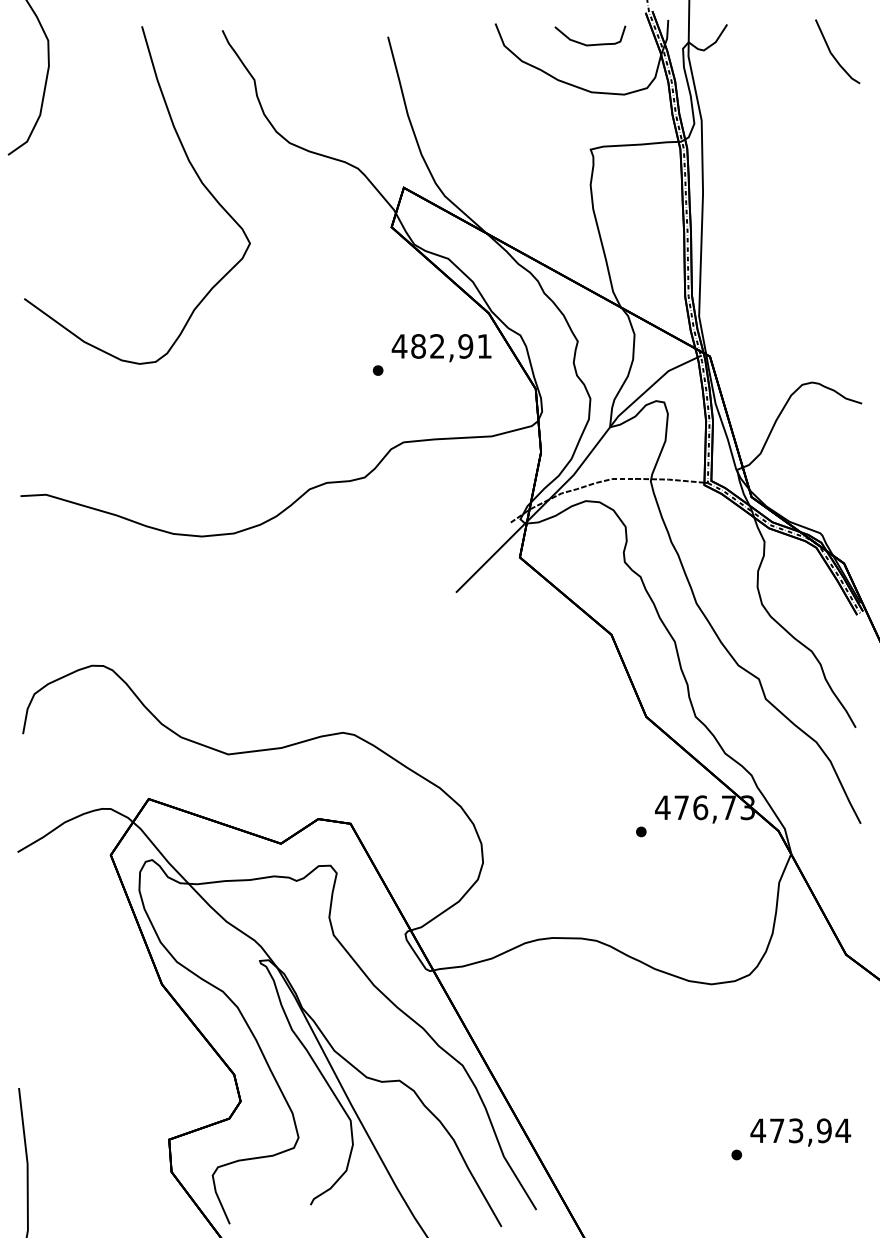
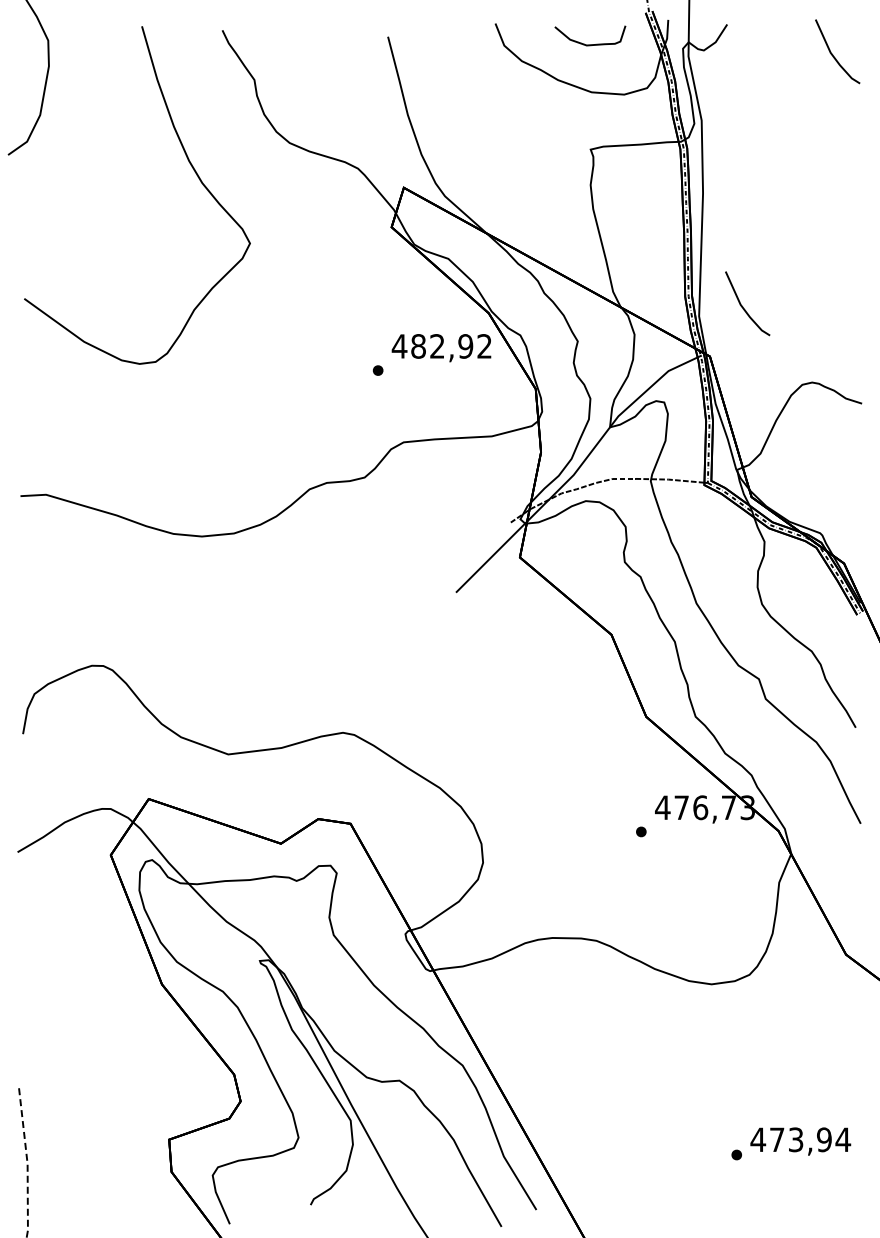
line: none -> present (743, 306)
text: 482,91 -> 482,92 (484, 346)
text position: (800, 1132) -> (800, 1141) (800, 1141)
line: solid -> dashed (27, 1162)
